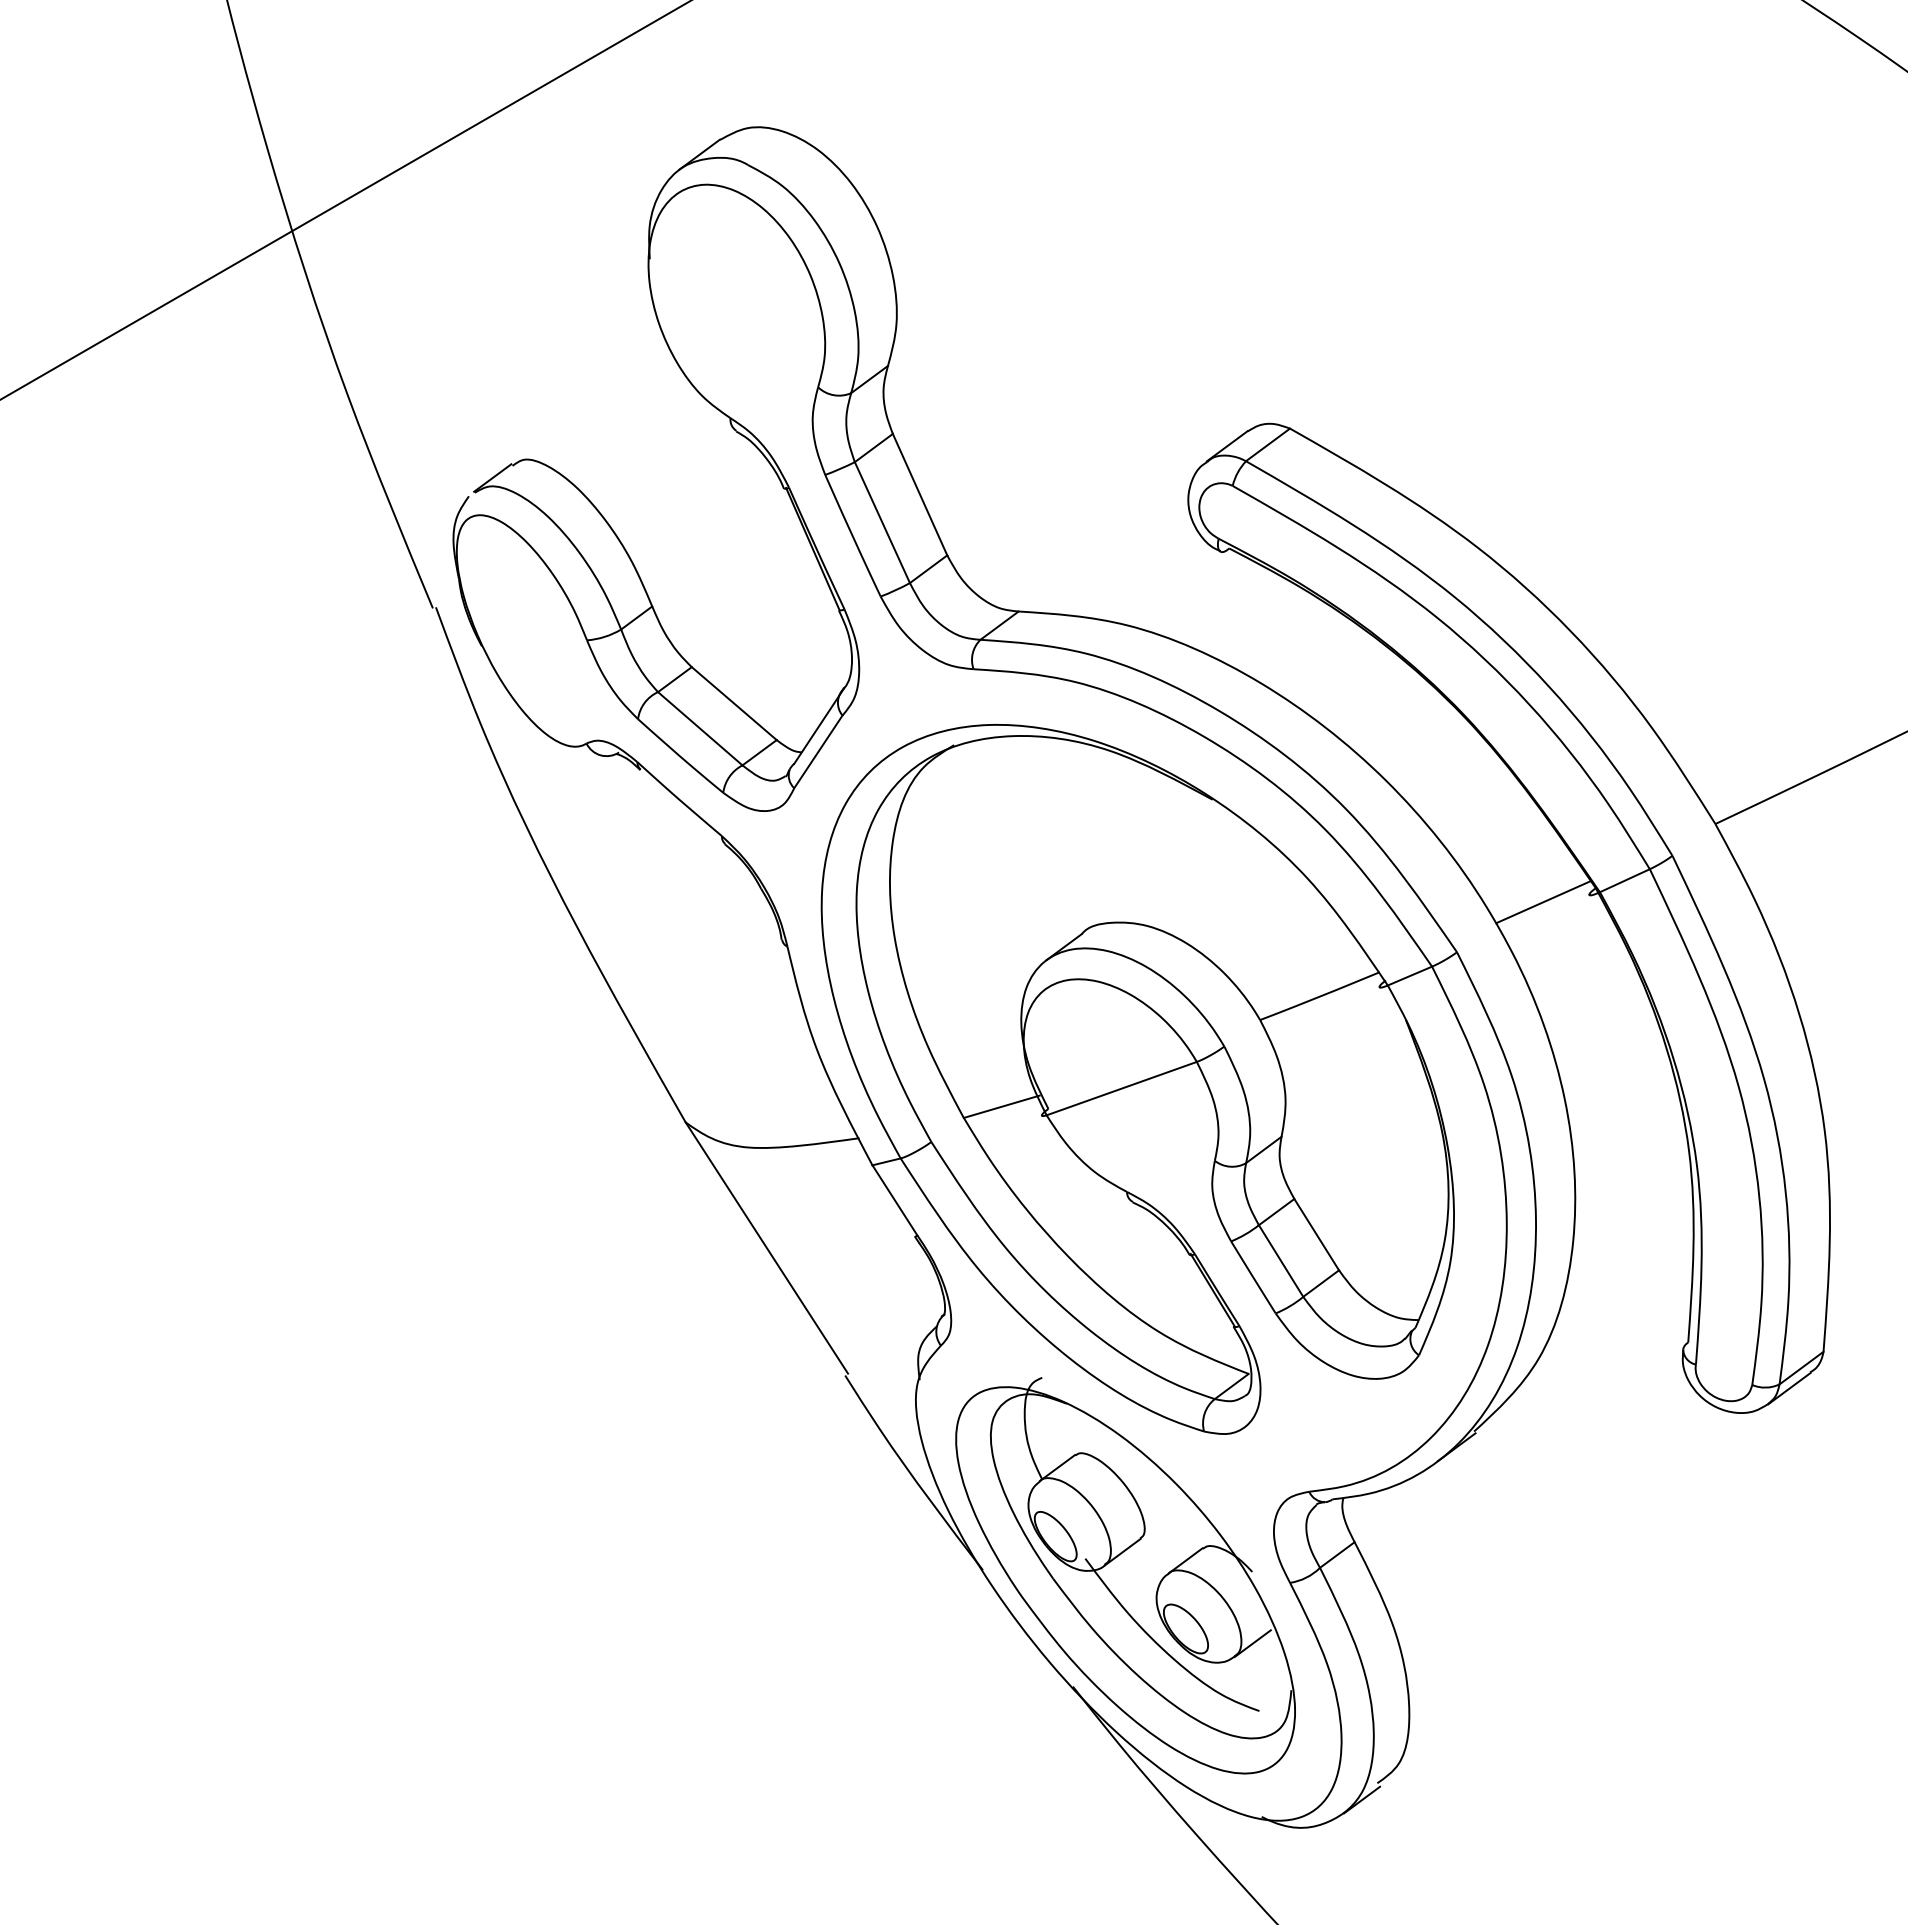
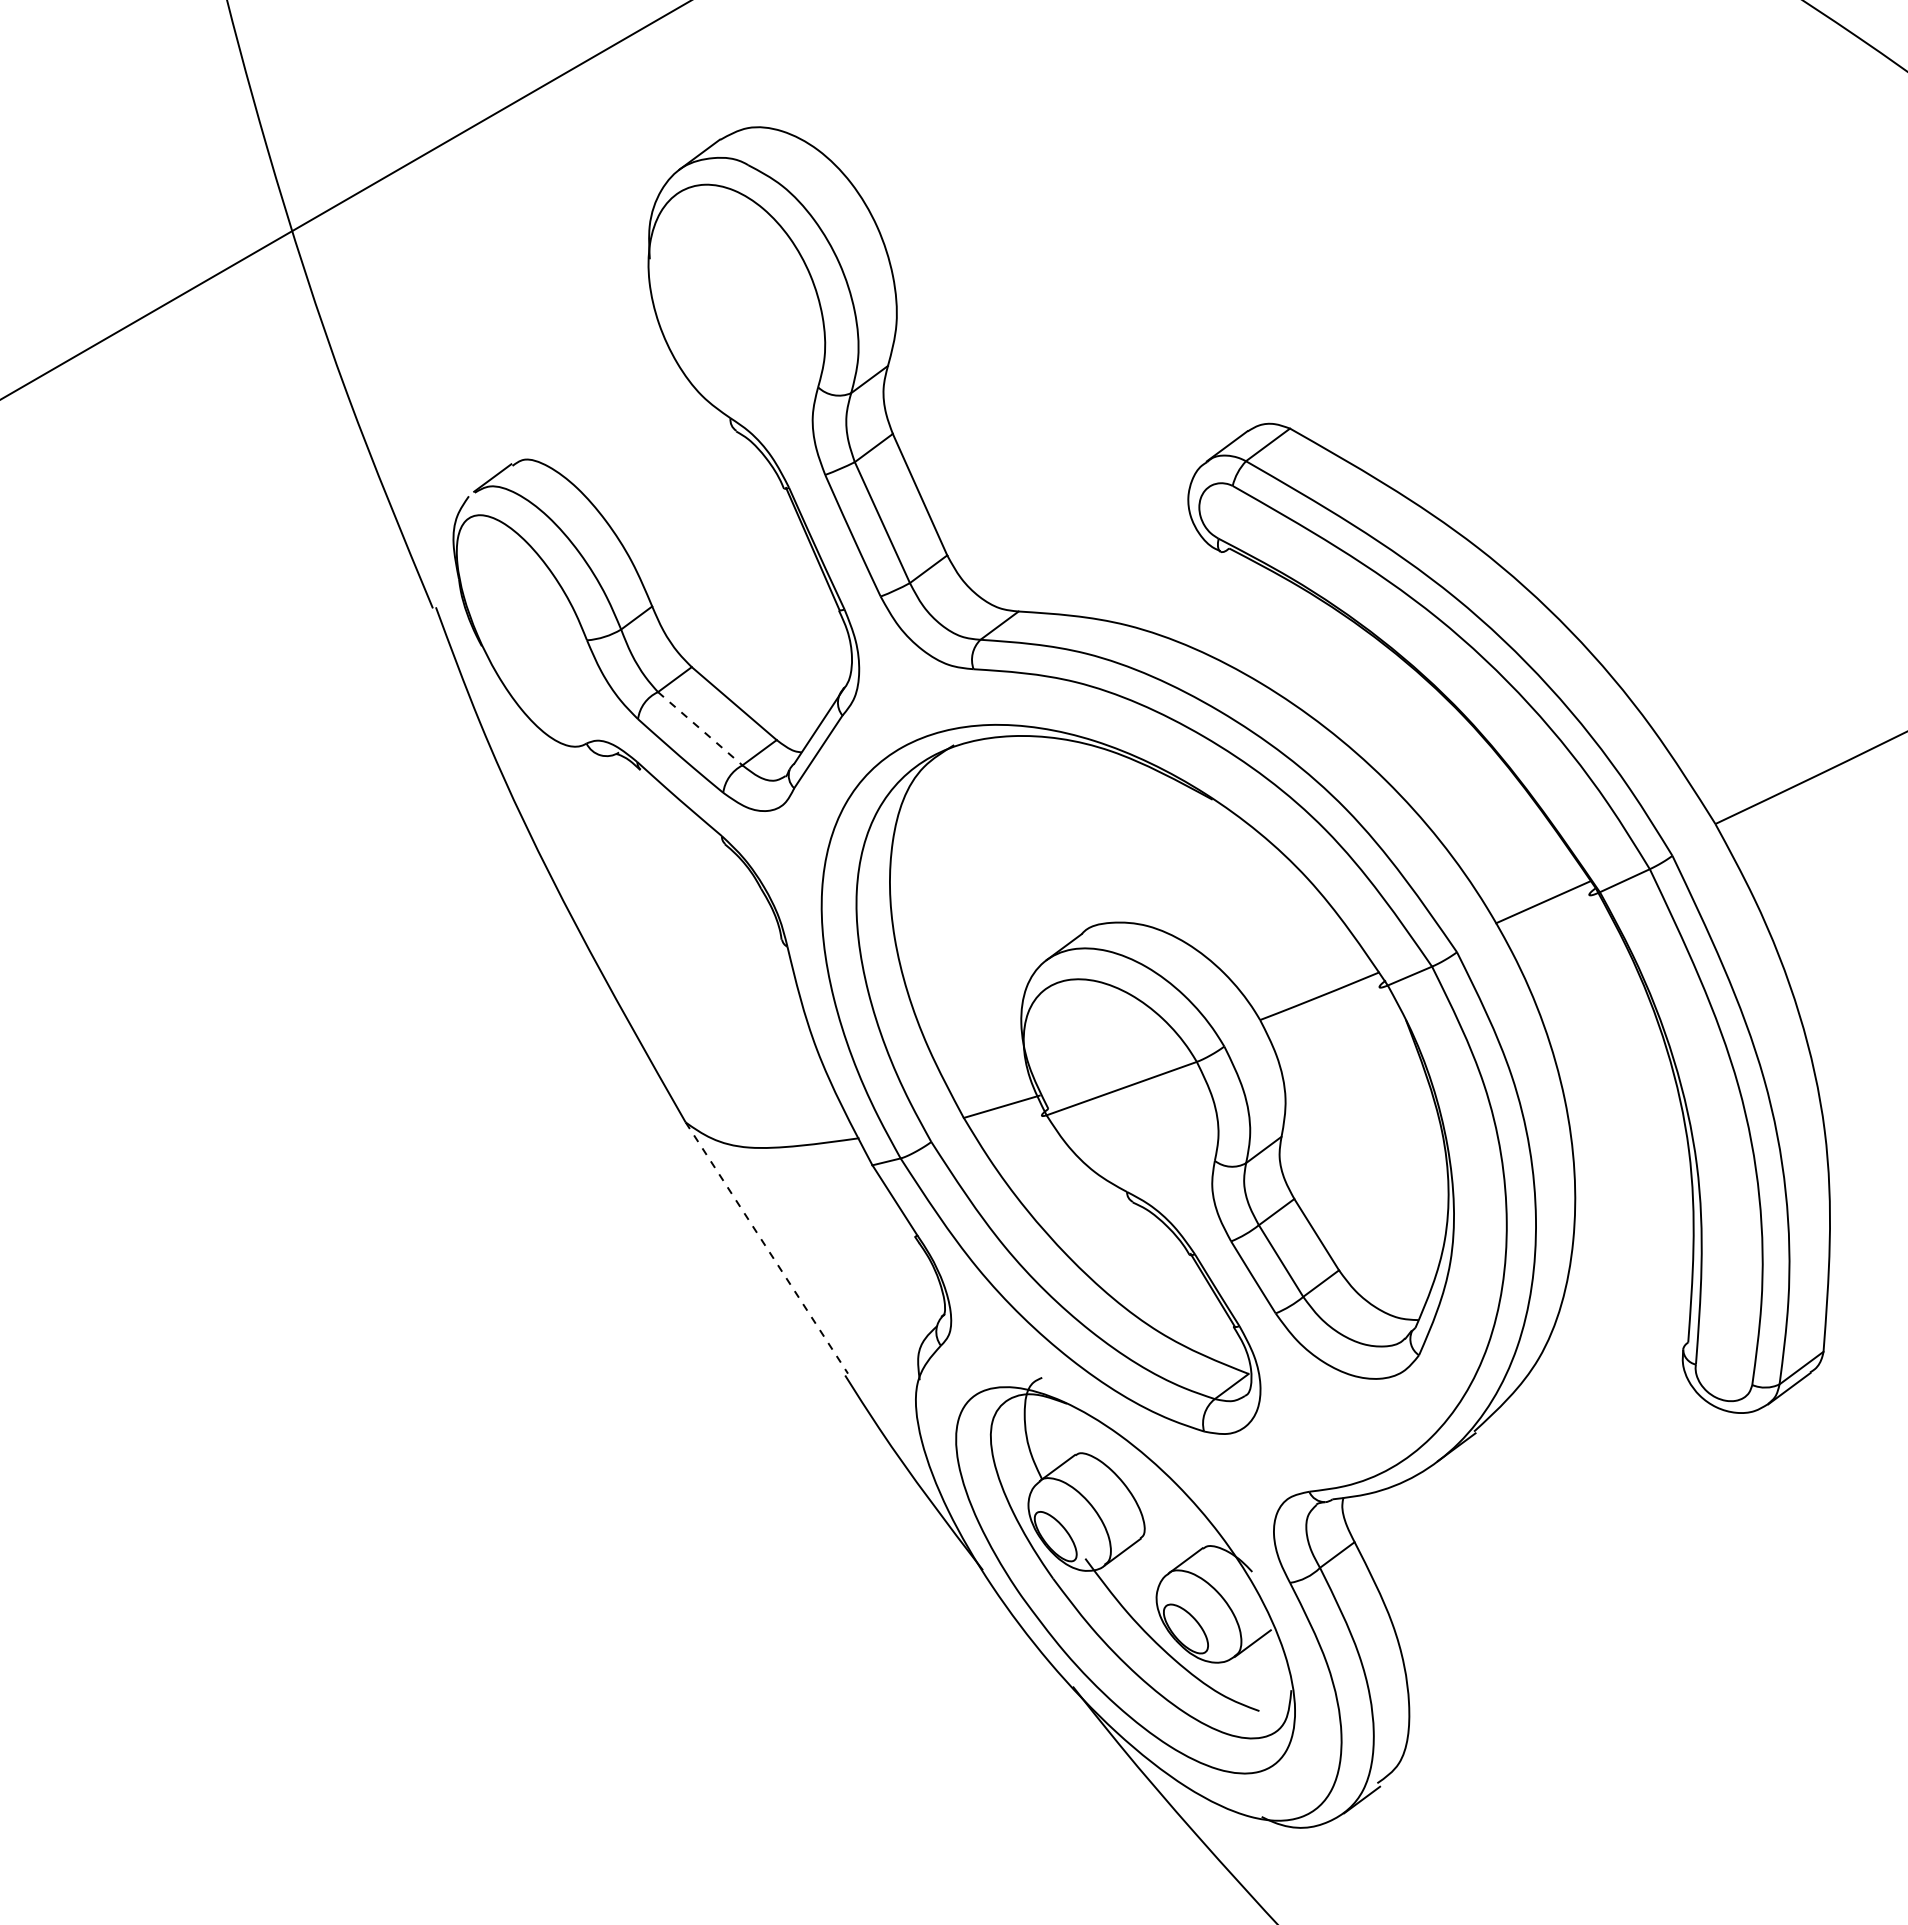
line: solid -> dashed (700, 728)
line: solid -> dashed (766, 1248)
